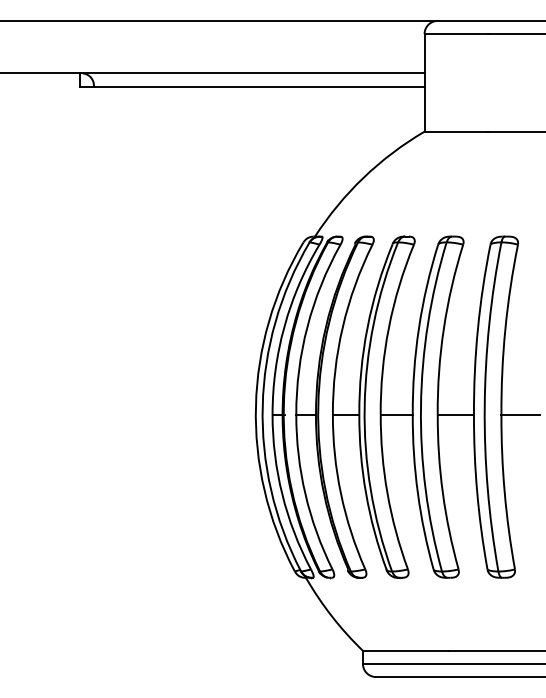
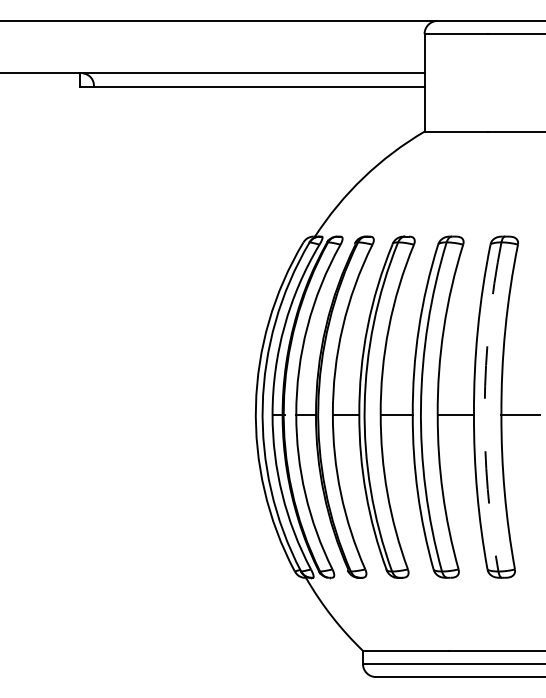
arc: solid -> dashed (484, 406)
